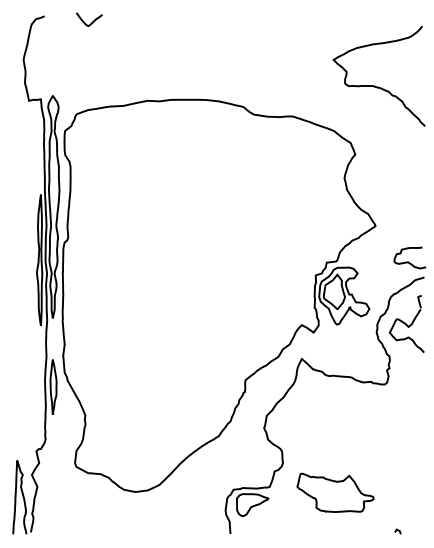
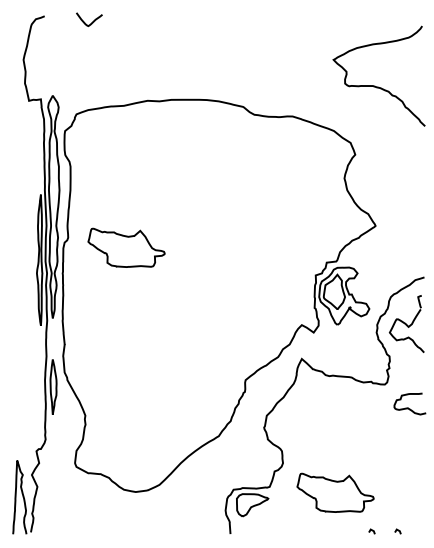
part: none -> present (126, 247)
curve position: (408, 261) -> (408, 407) (408, 407)
line: none -> present (371, 530)
